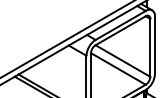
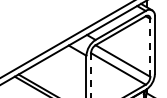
line: solid -> dashed (150, 47)
line: solid -> dashed (91, 75)
